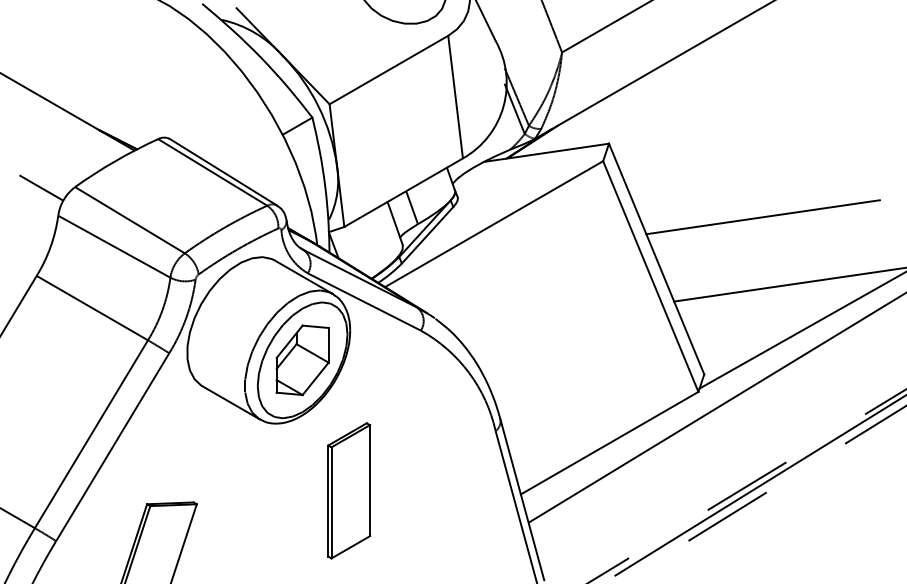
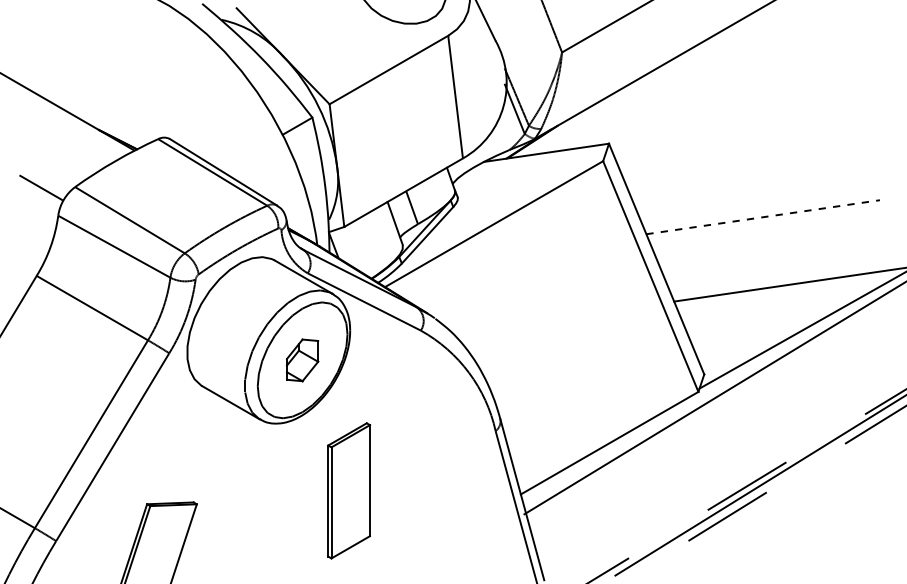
line: solid -> dashed (763, 217)
part size: 55x73 px -> 35x45 px (302, 360)
line position: (715, 408) -> (713, 398) (713, 398)
